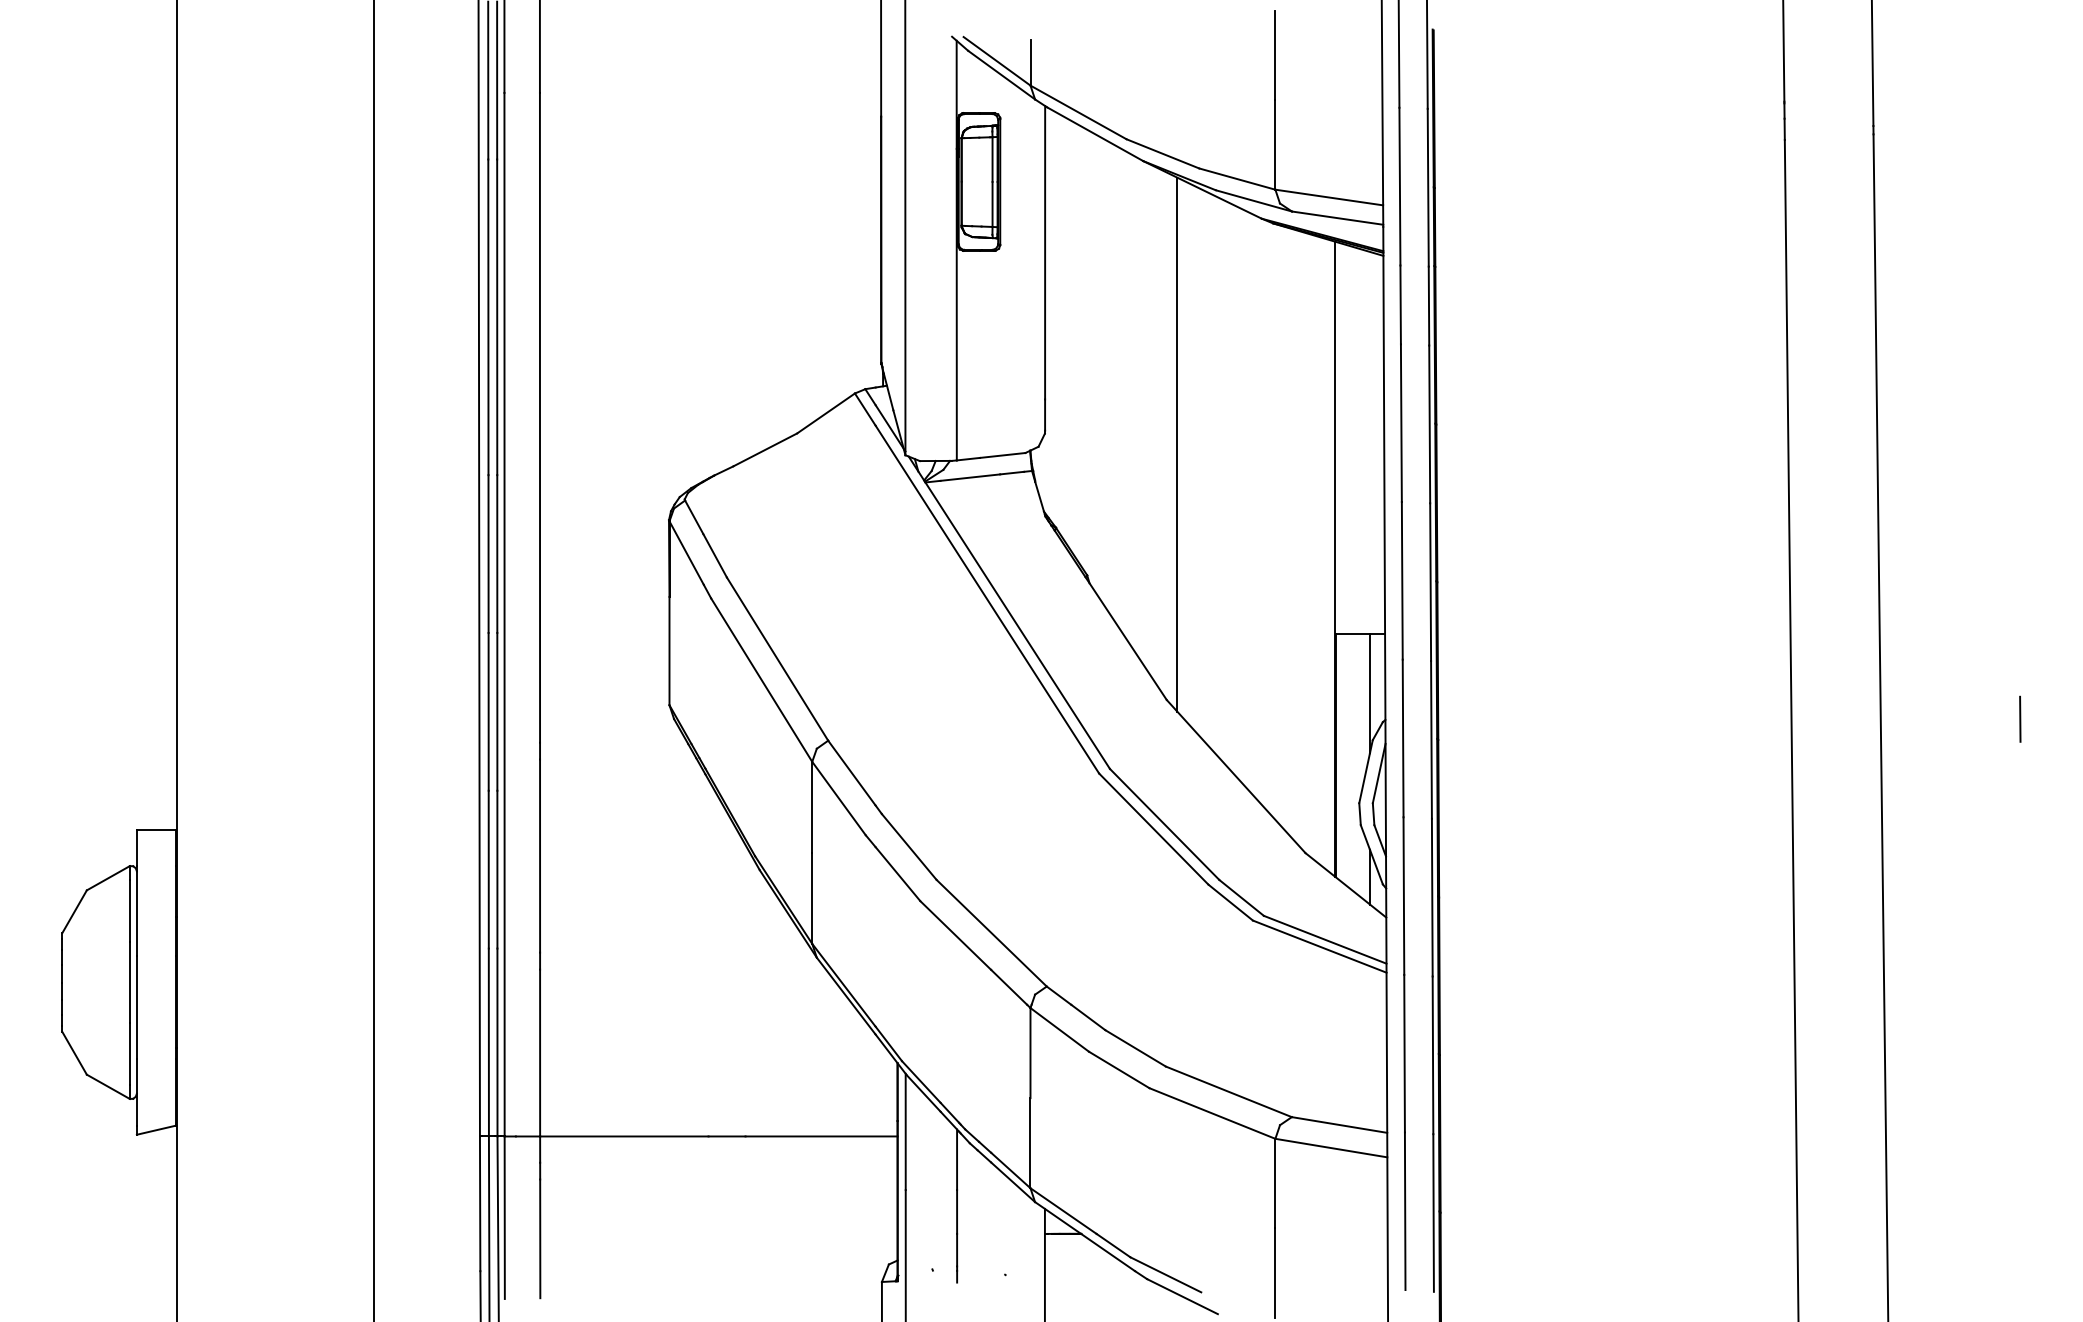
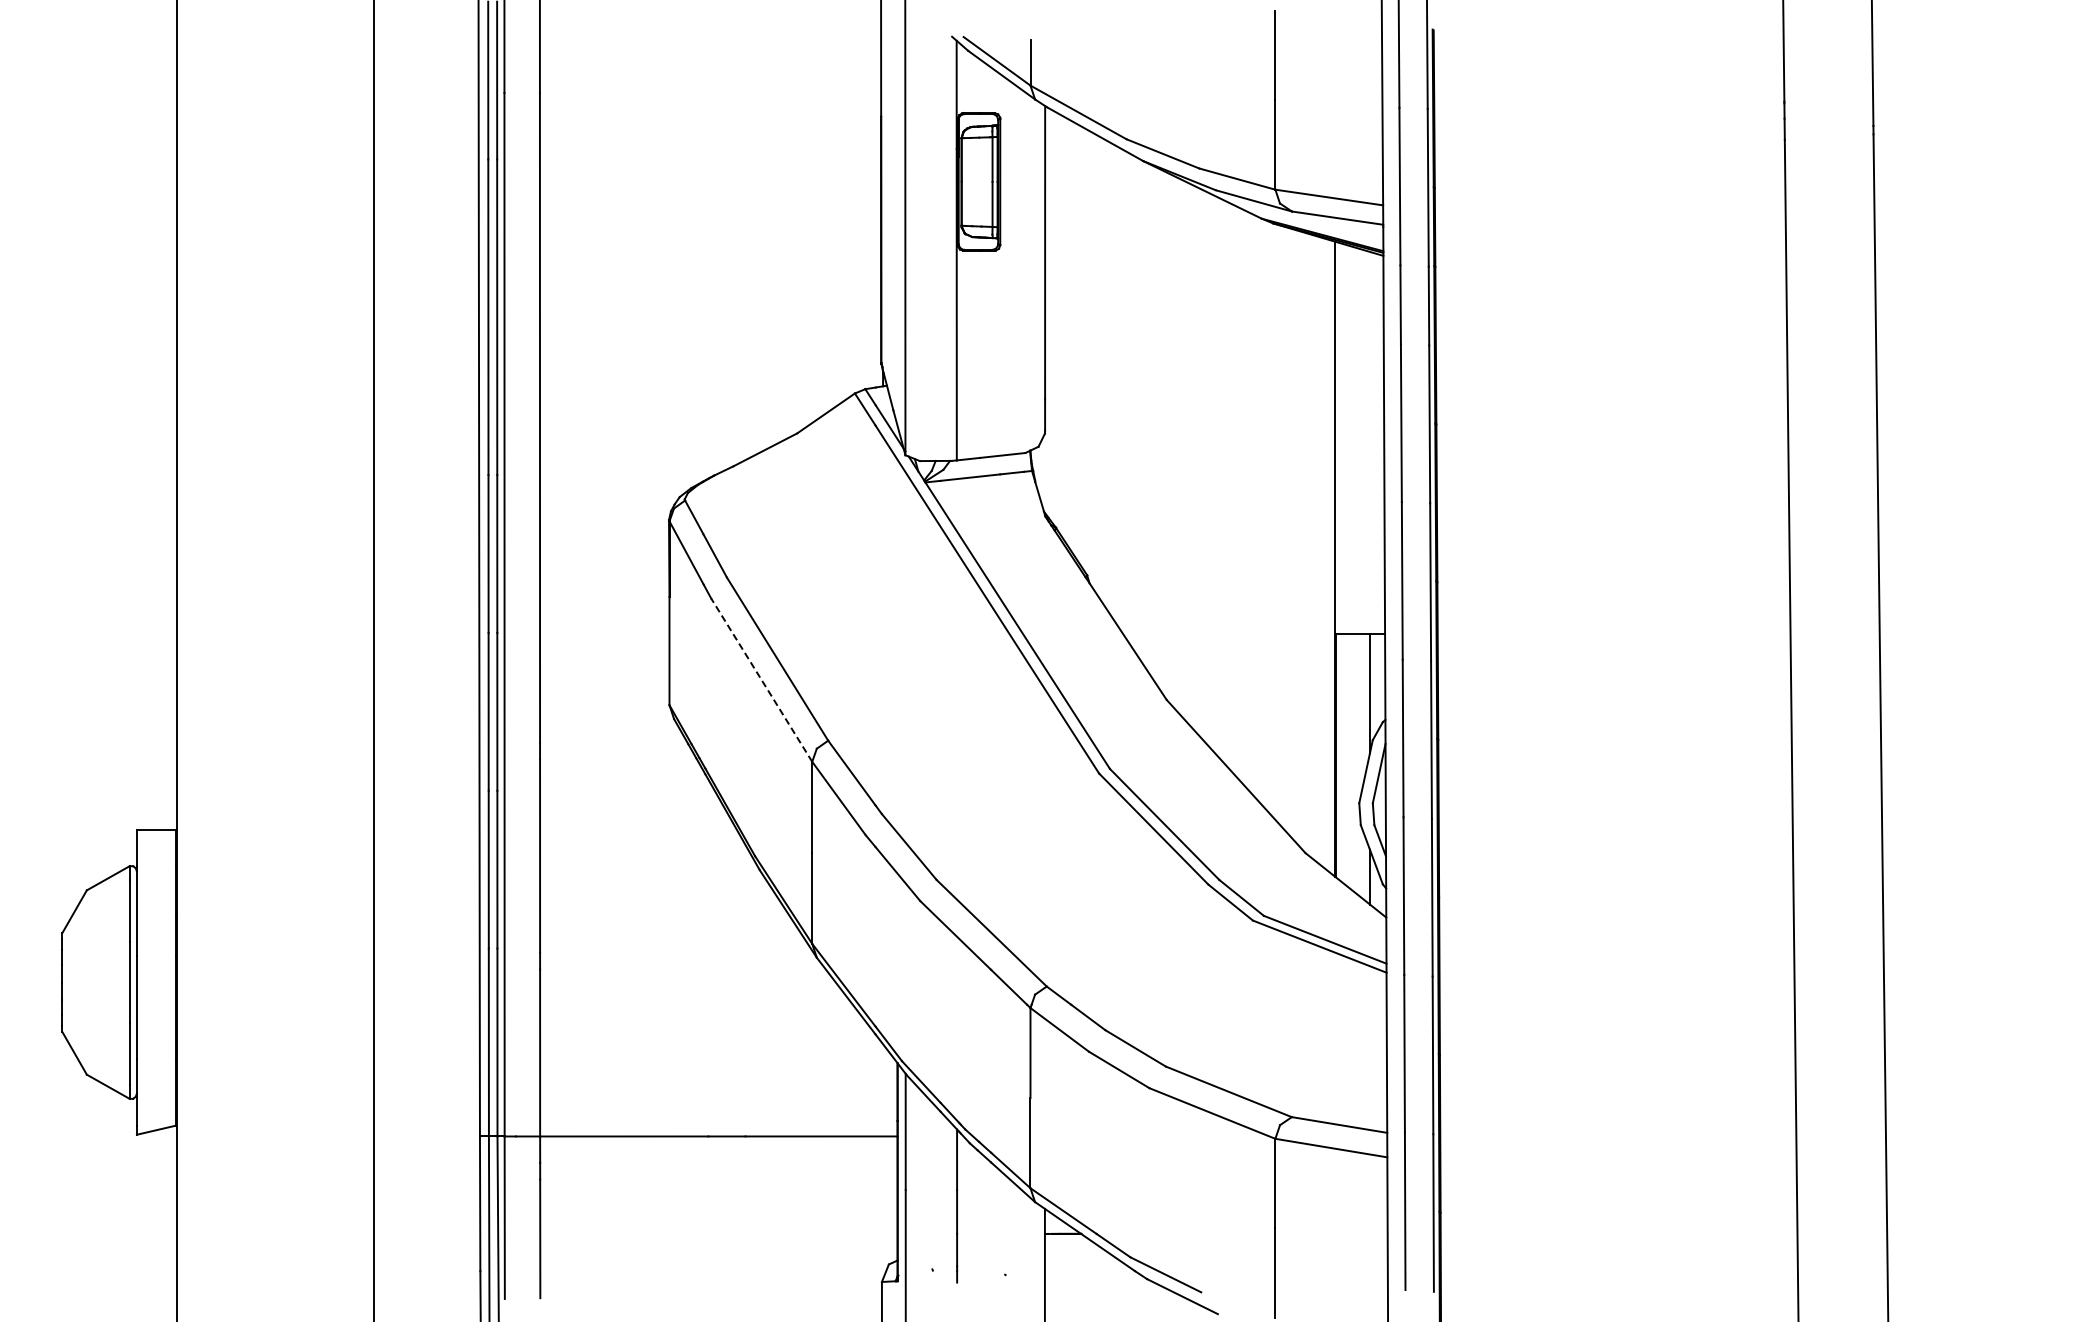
line: present -> none (1177, 444)
line: solid -> dashed (761, 679)
line: present -> none (2020, 718)
